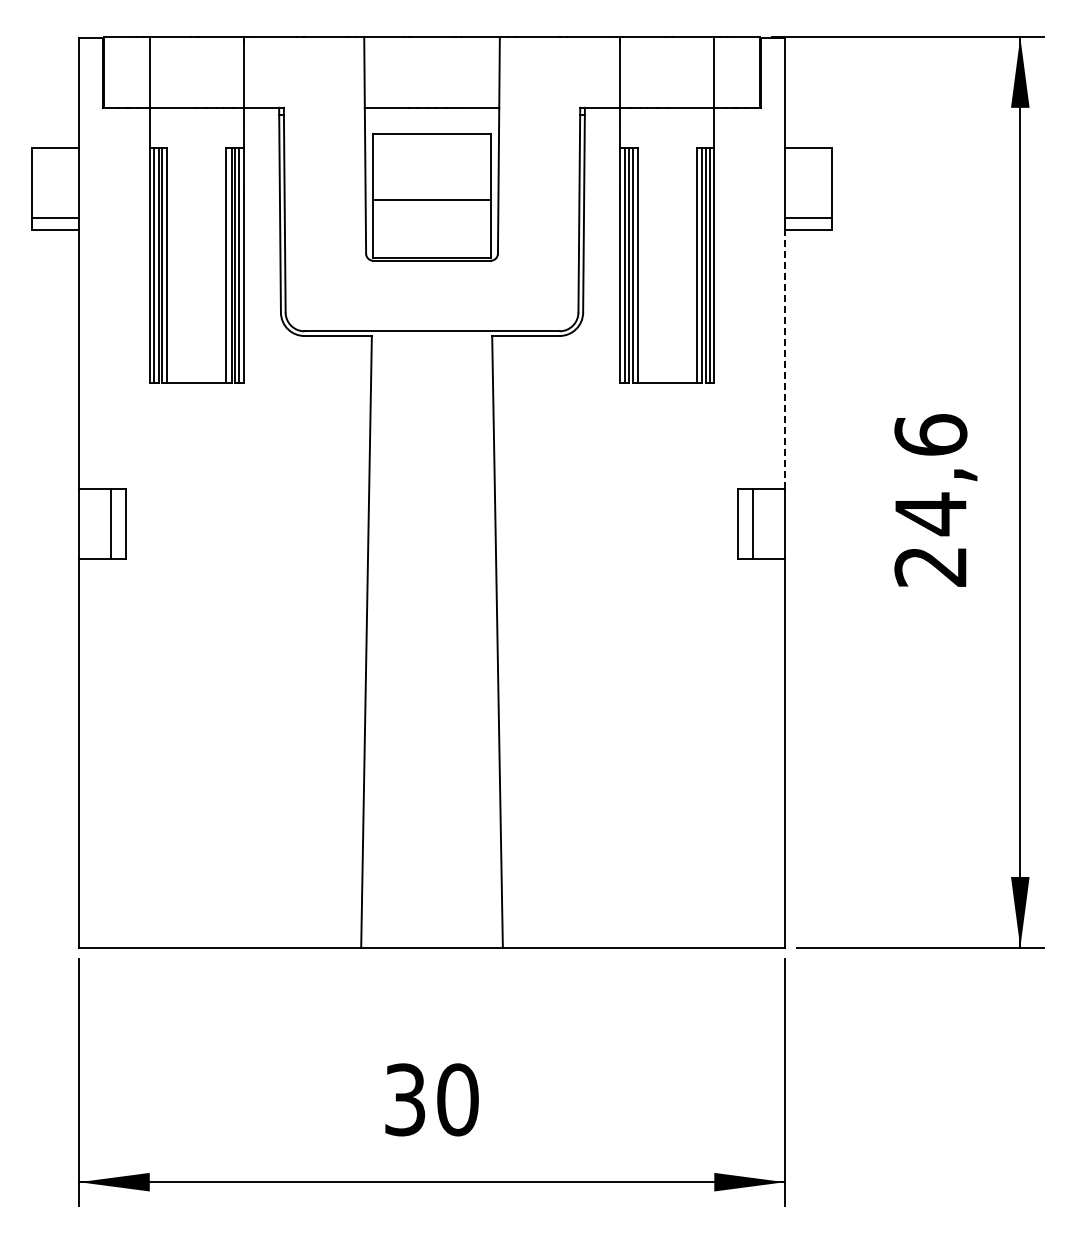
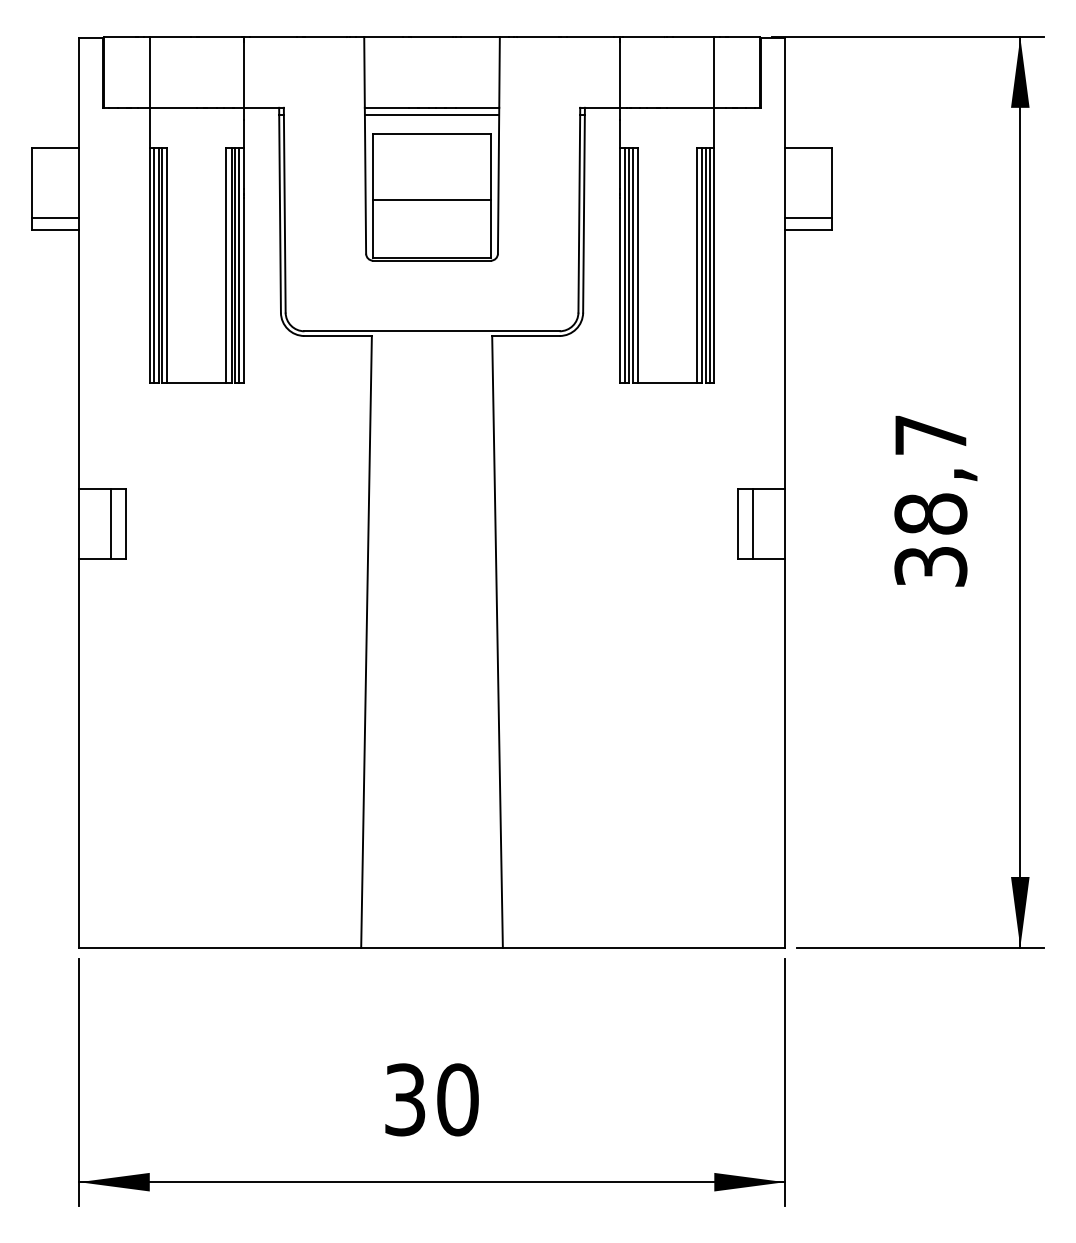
line: none -> present (431, 114)
line: dashed -> solid (784, 359)
text: 24,6 -> 38,7 (930, 500)
